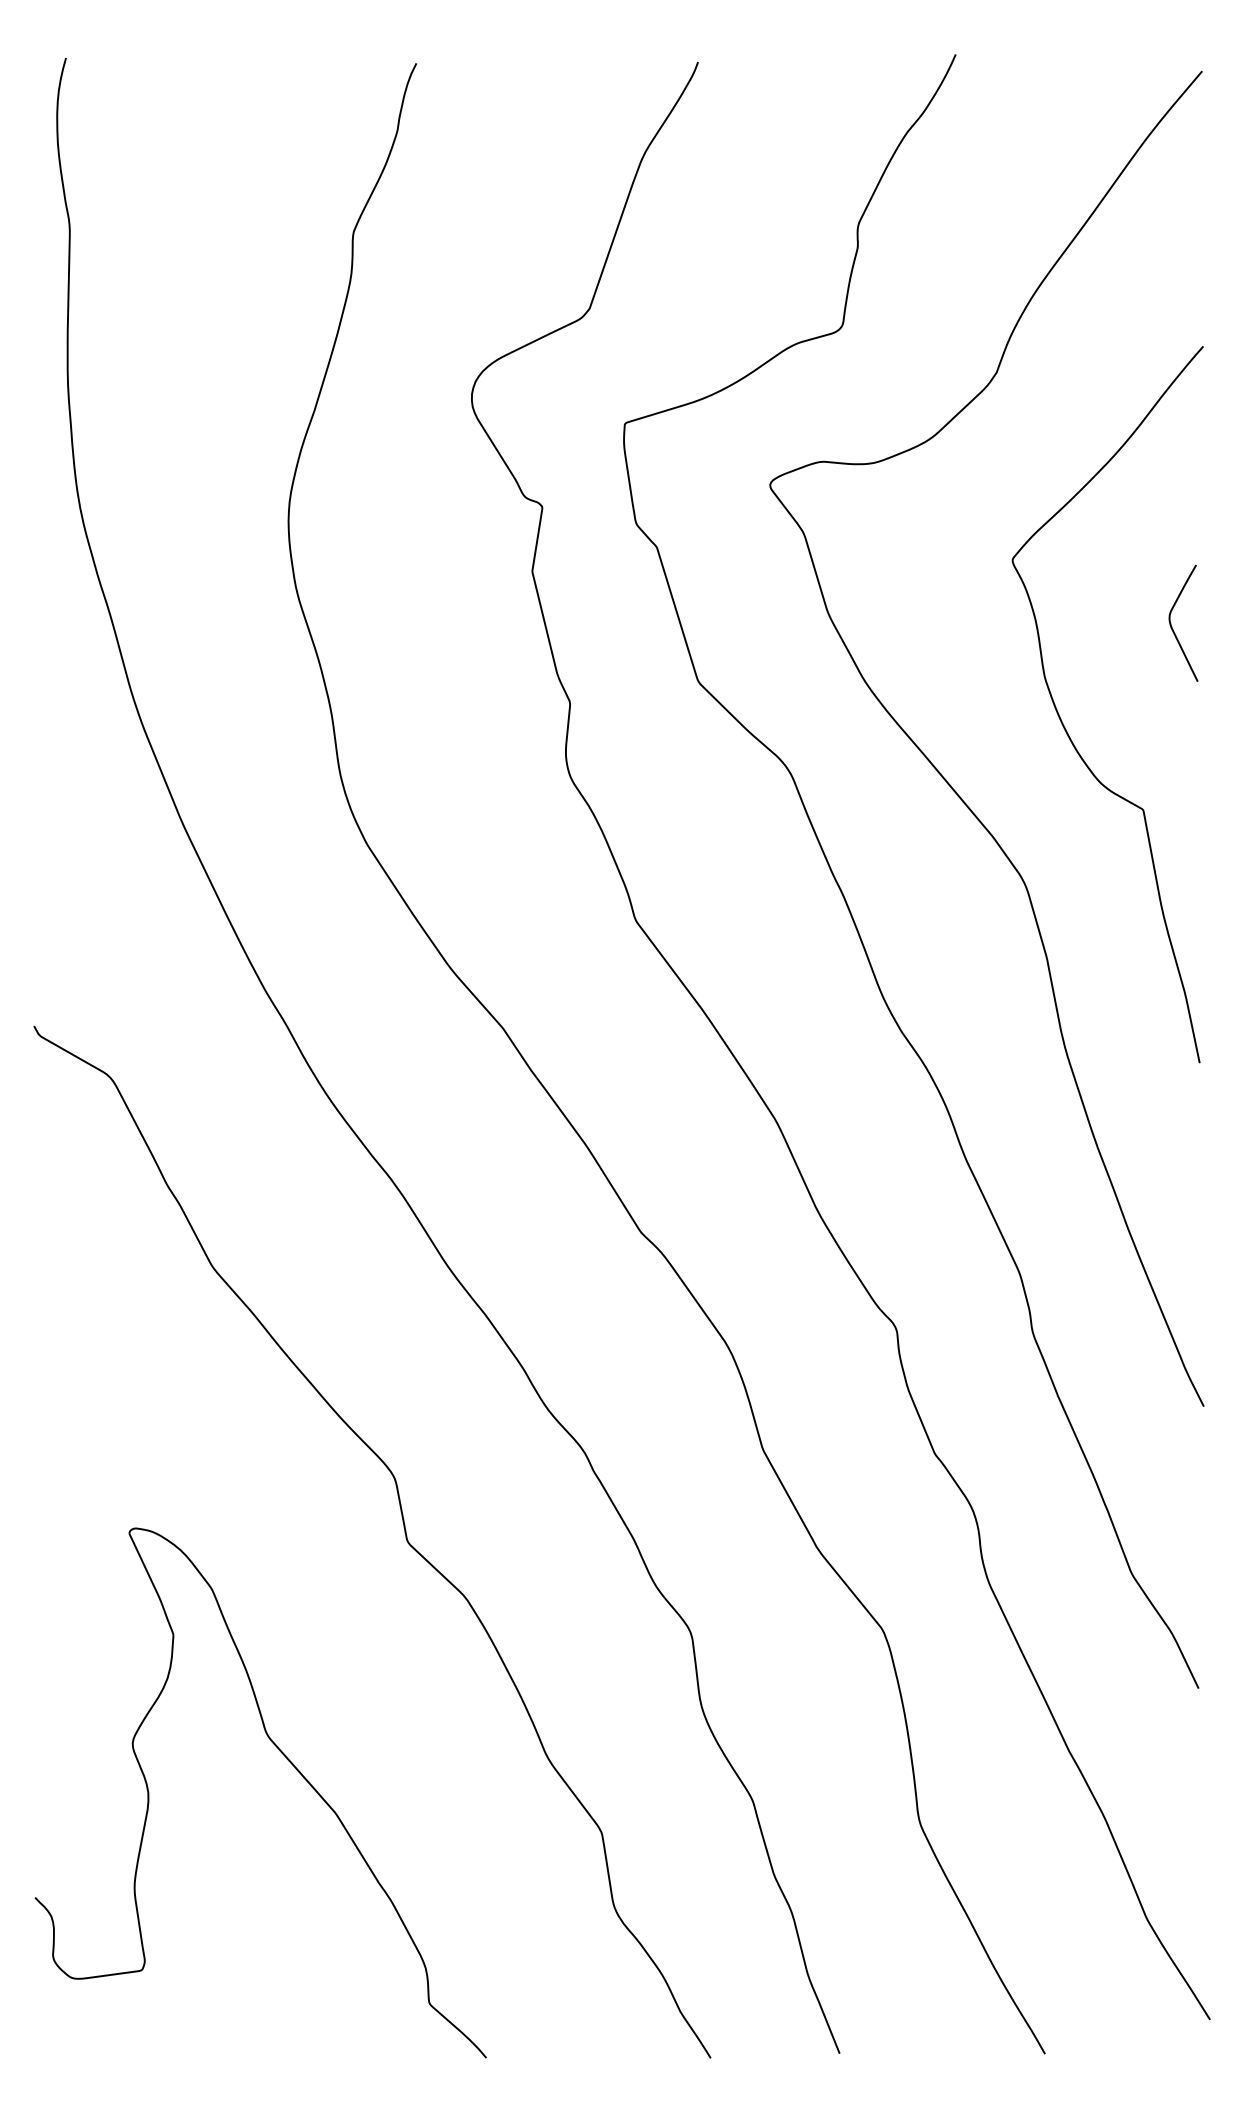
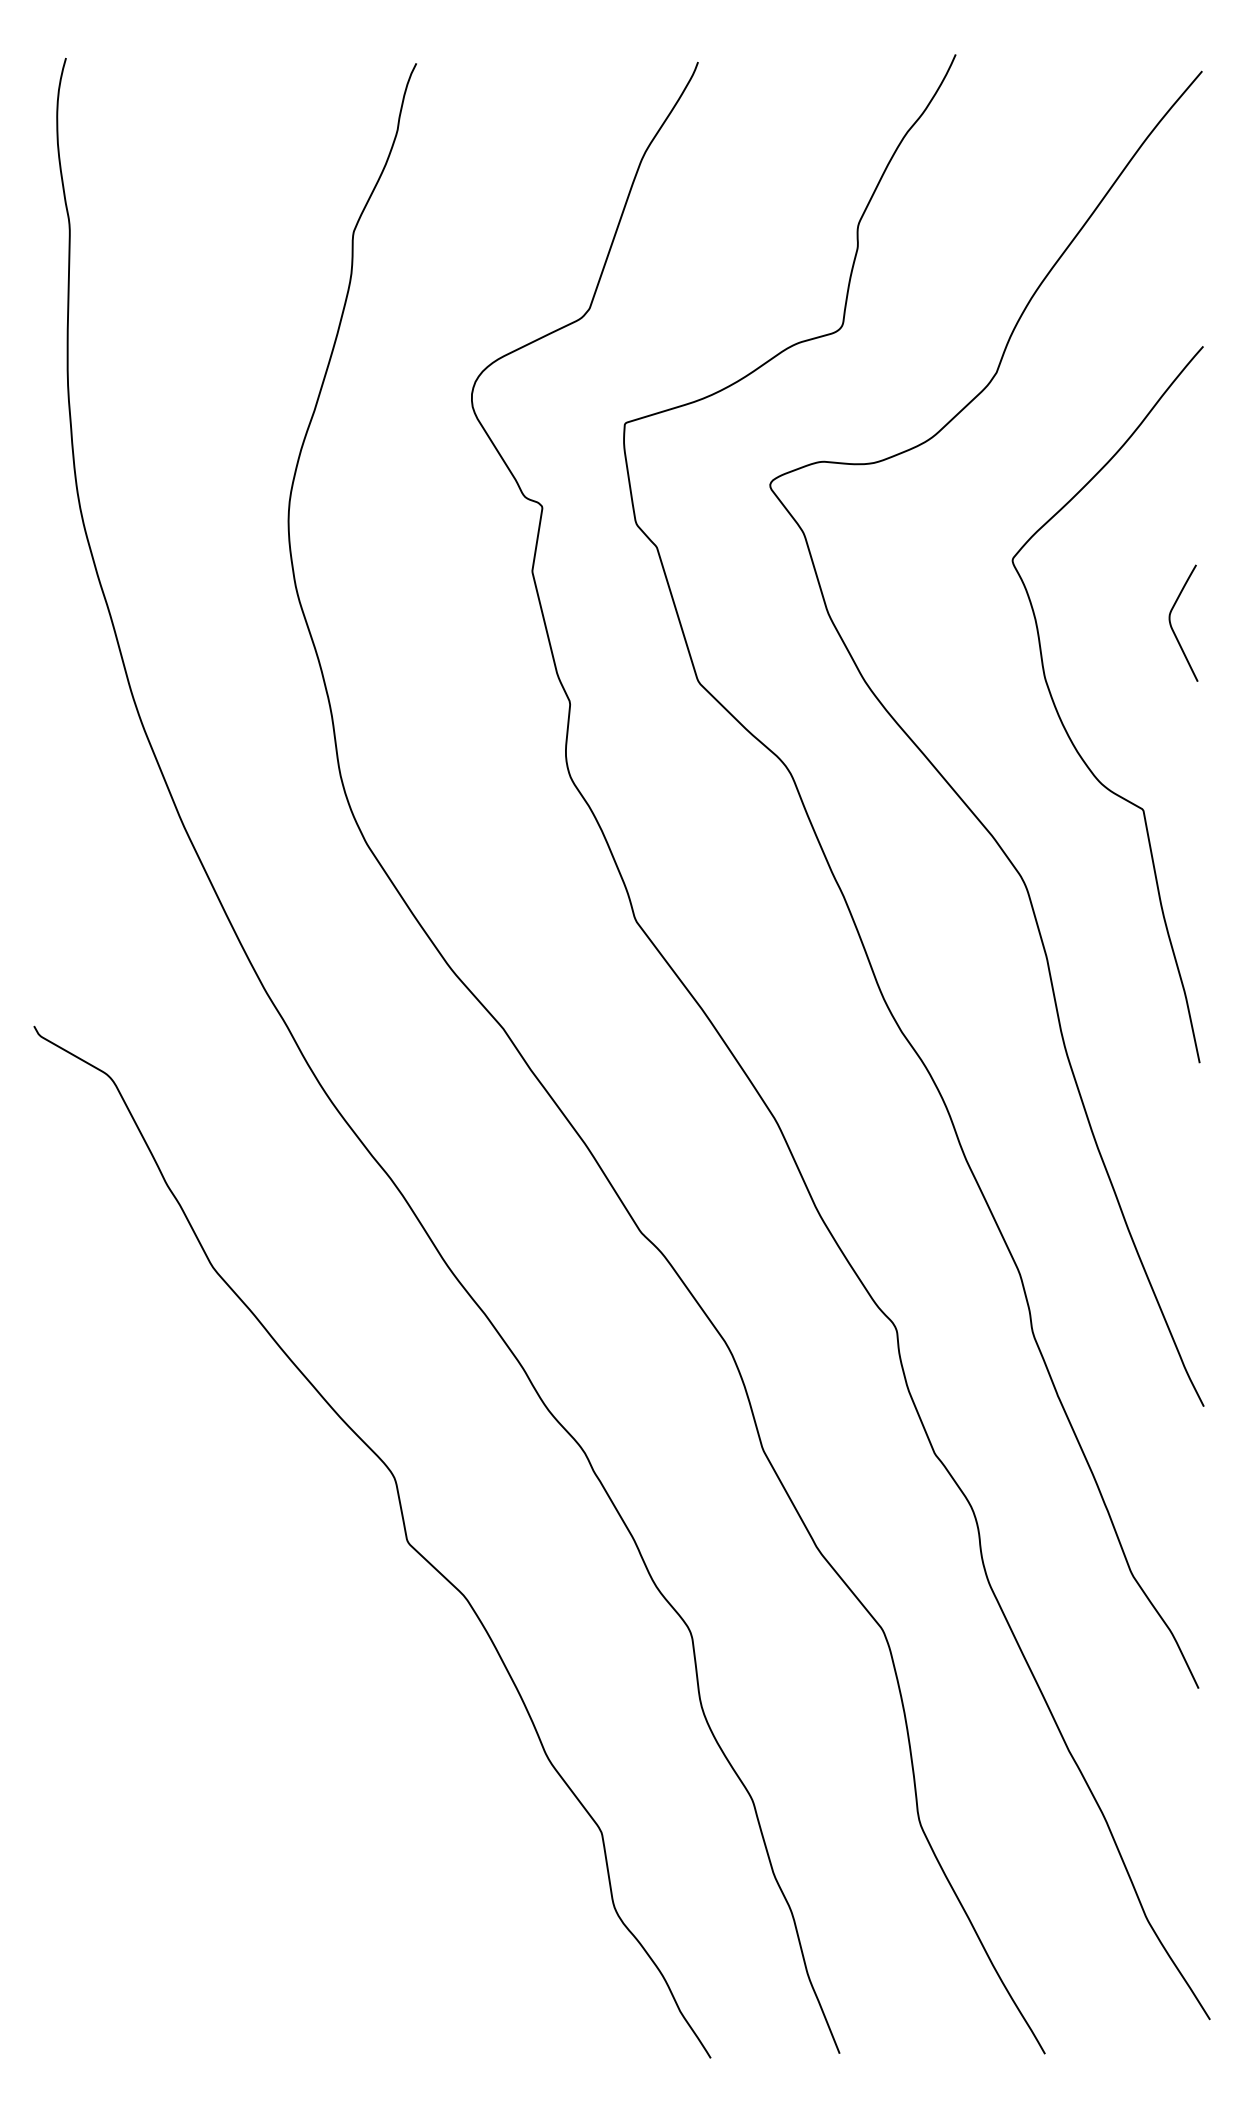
part: present -> none (289, 1762)
